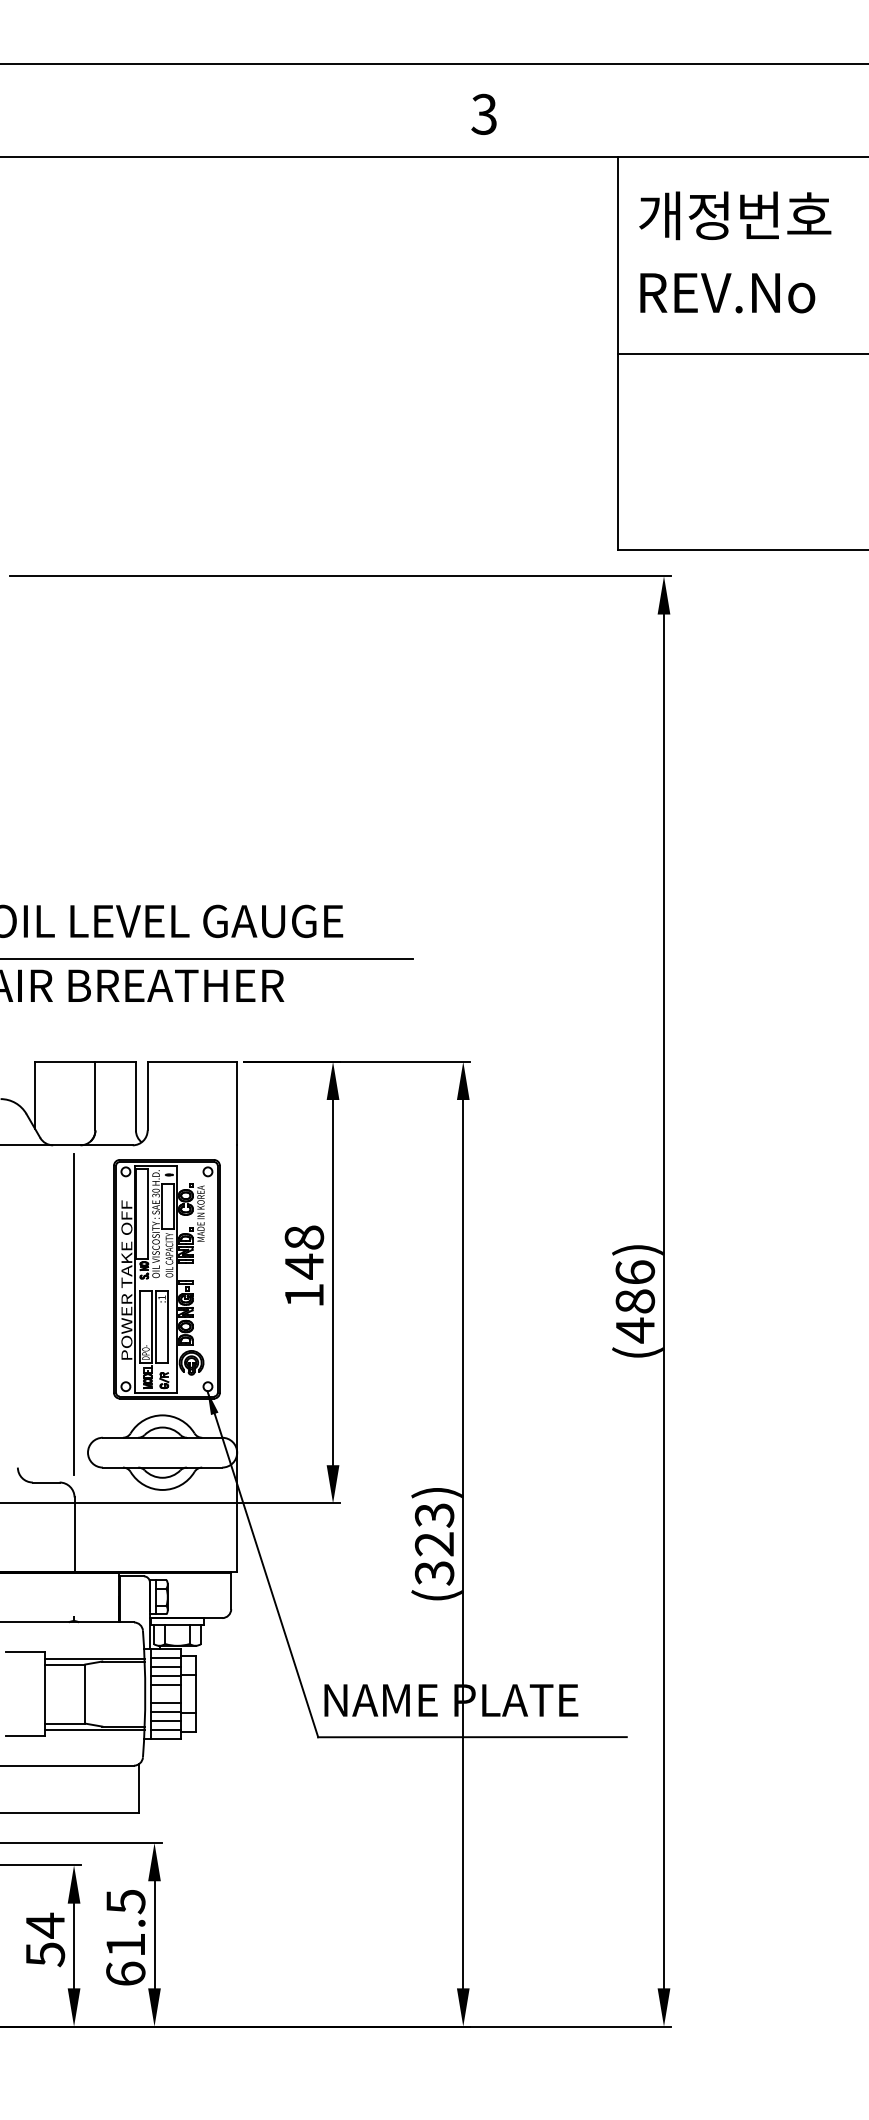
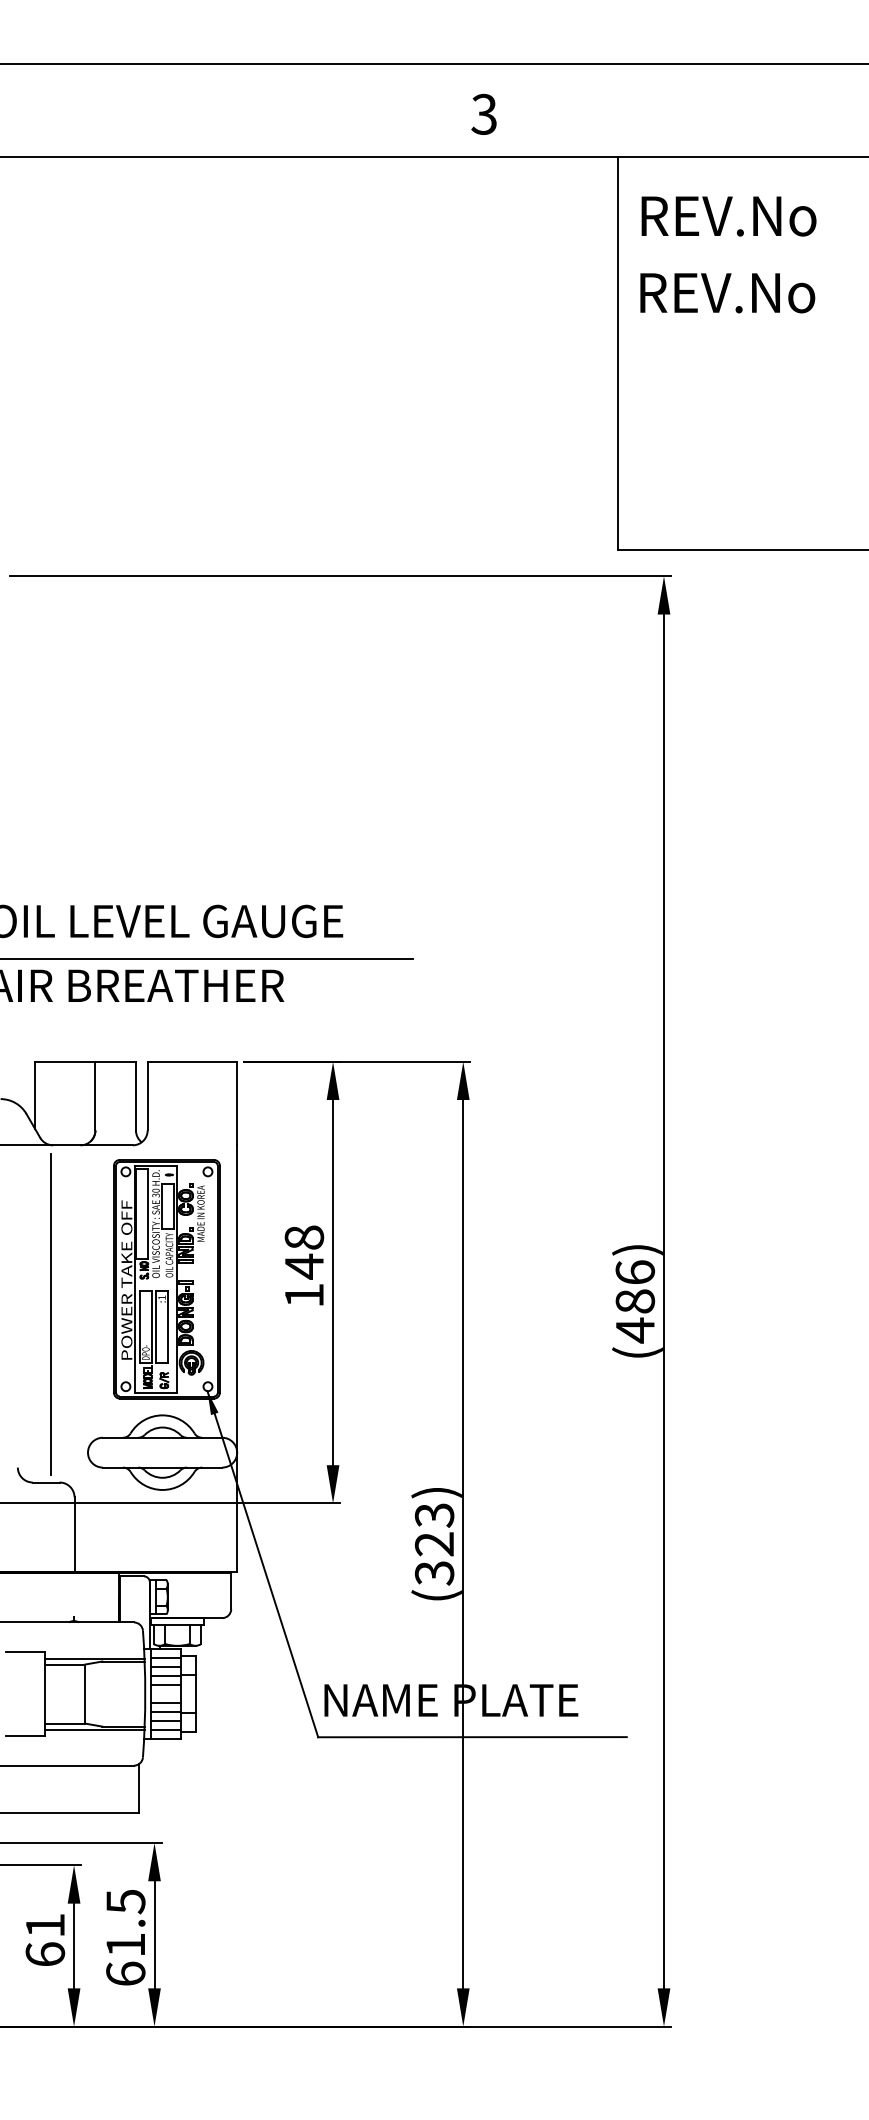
text: 개정번호 -> REV.No (735, 215)
line: present -> none (741, 353)
line position: (73, 1314) -> (50, 1314) (50, 1314)
text: 54 -> 61 (45, 1939)
